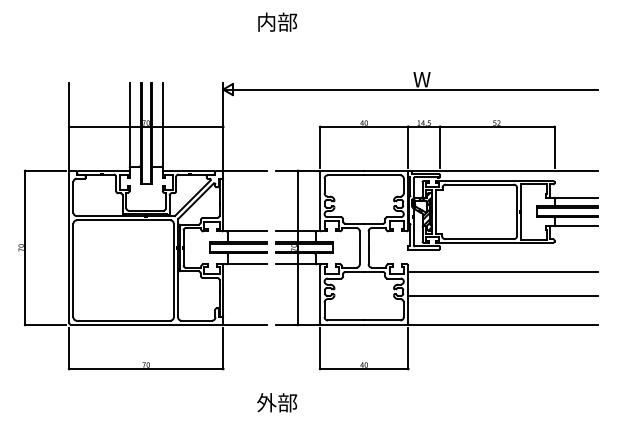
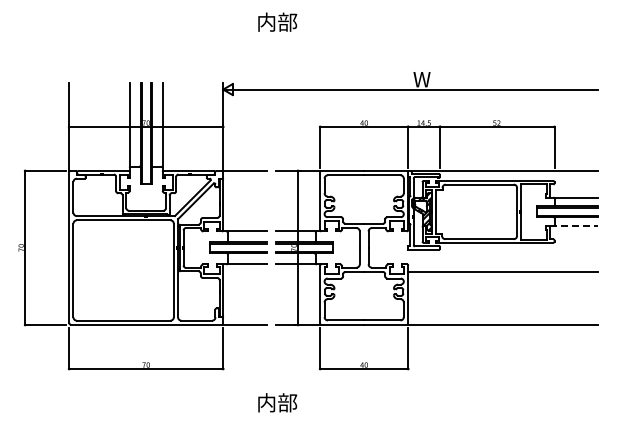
line: solid -> dashed (574, 226)
line: present -> none (503, 296)
text: 外部 -> 内部 (266, 402)
